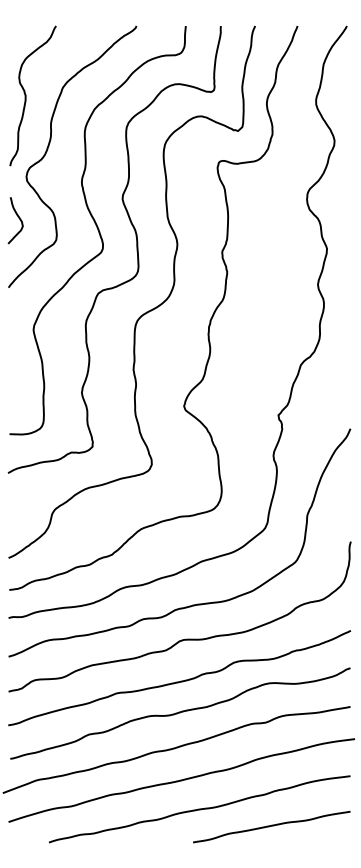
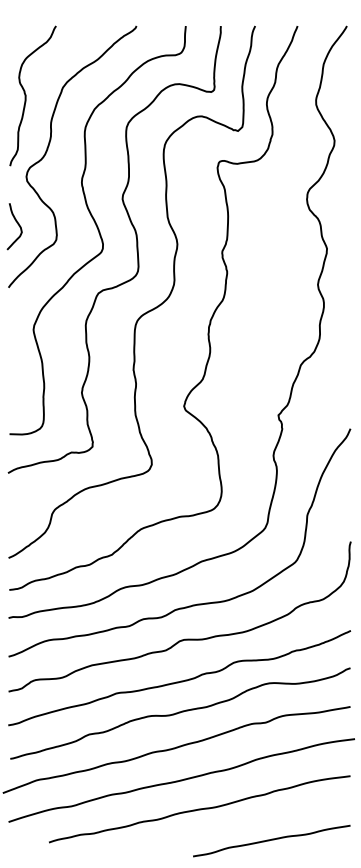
curve position: (18, 218) -> (17, 224) (17, 224)
curve position: (271, 826) -> (271, 840) (271, 840)
